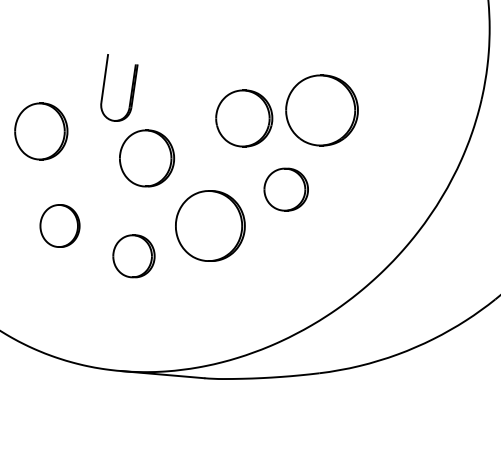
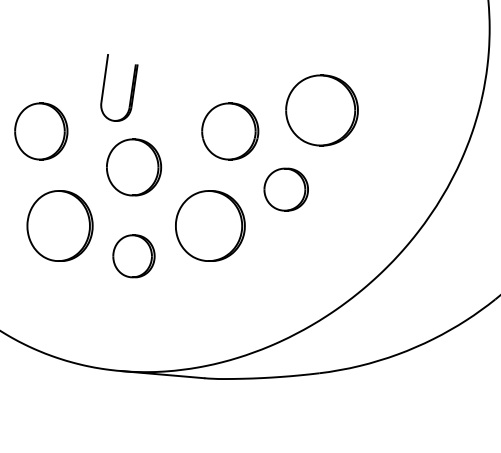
part position: (244, 118) -> (230, 131) (230, 131)
part position: (147, 158) -> (134, 167) (134, 167)
part size: 42x44 px -> 68x72 px (59, 225)
